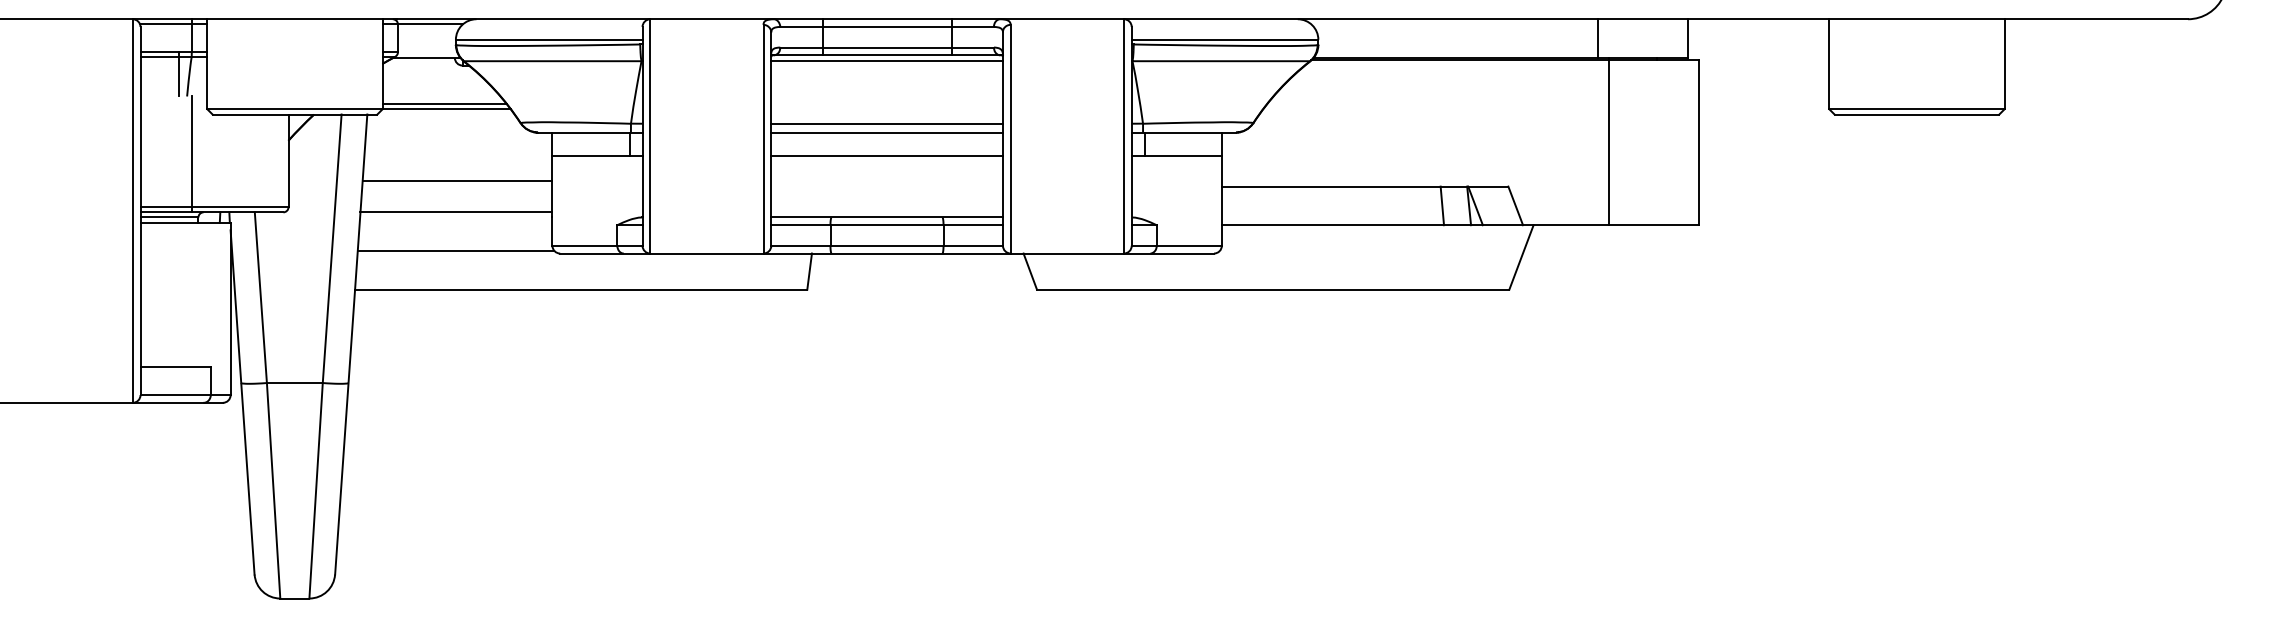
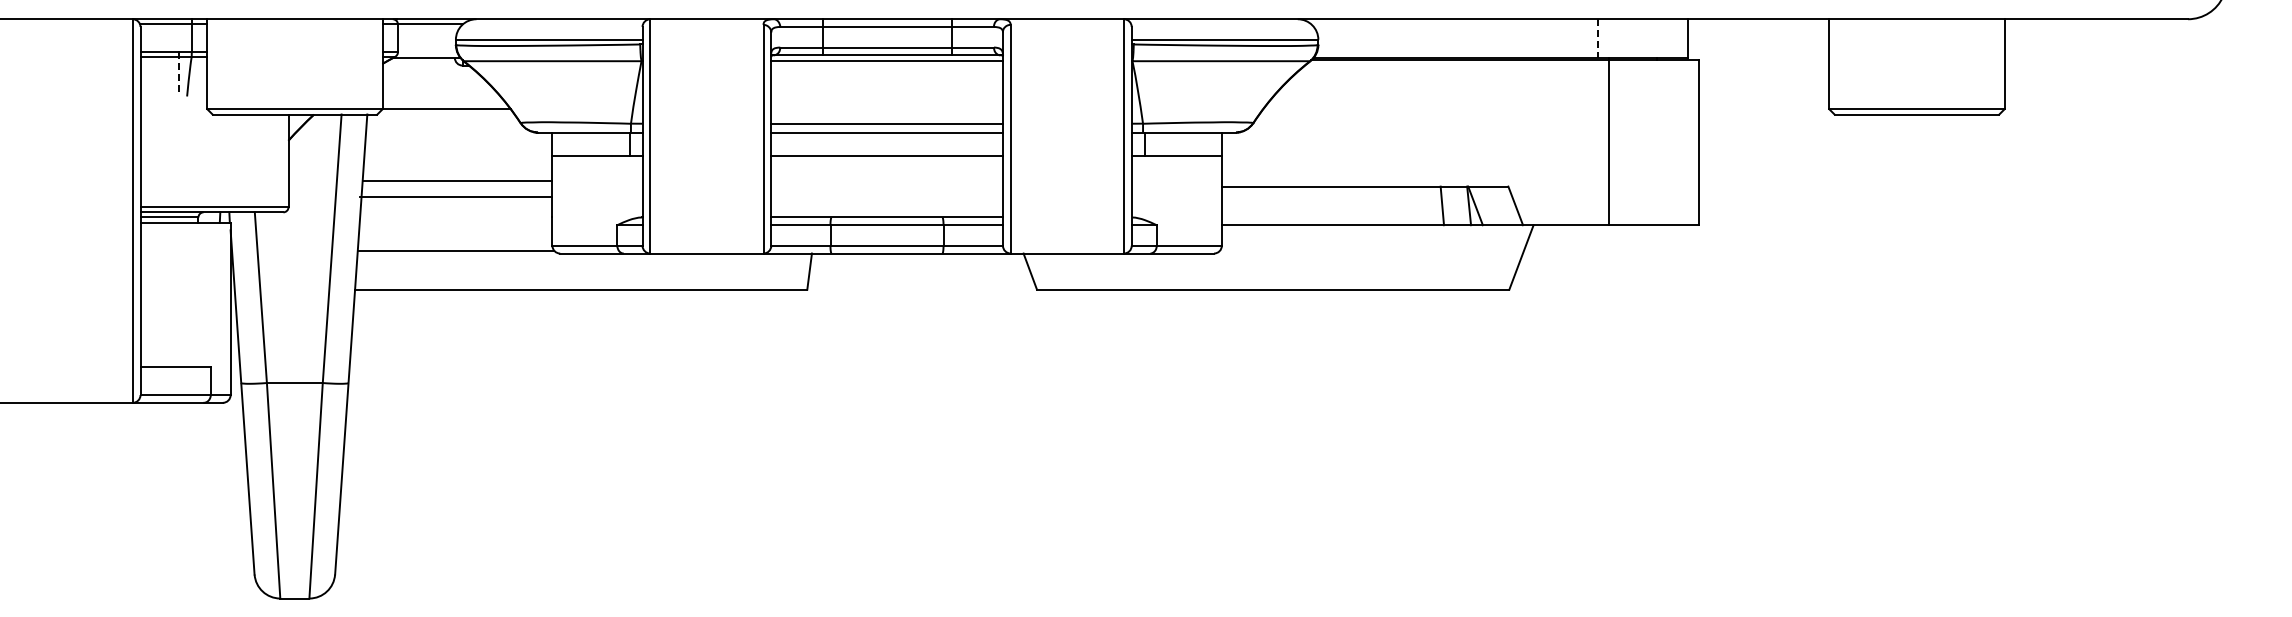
line: solid -> dashed (1597, 39)
line: solid -> dashed (179, 74)
line: present -> none (444, 104)
line: present -> none (192, 154)
line position: (456, 212) -> (456, 197) (456, 197)
